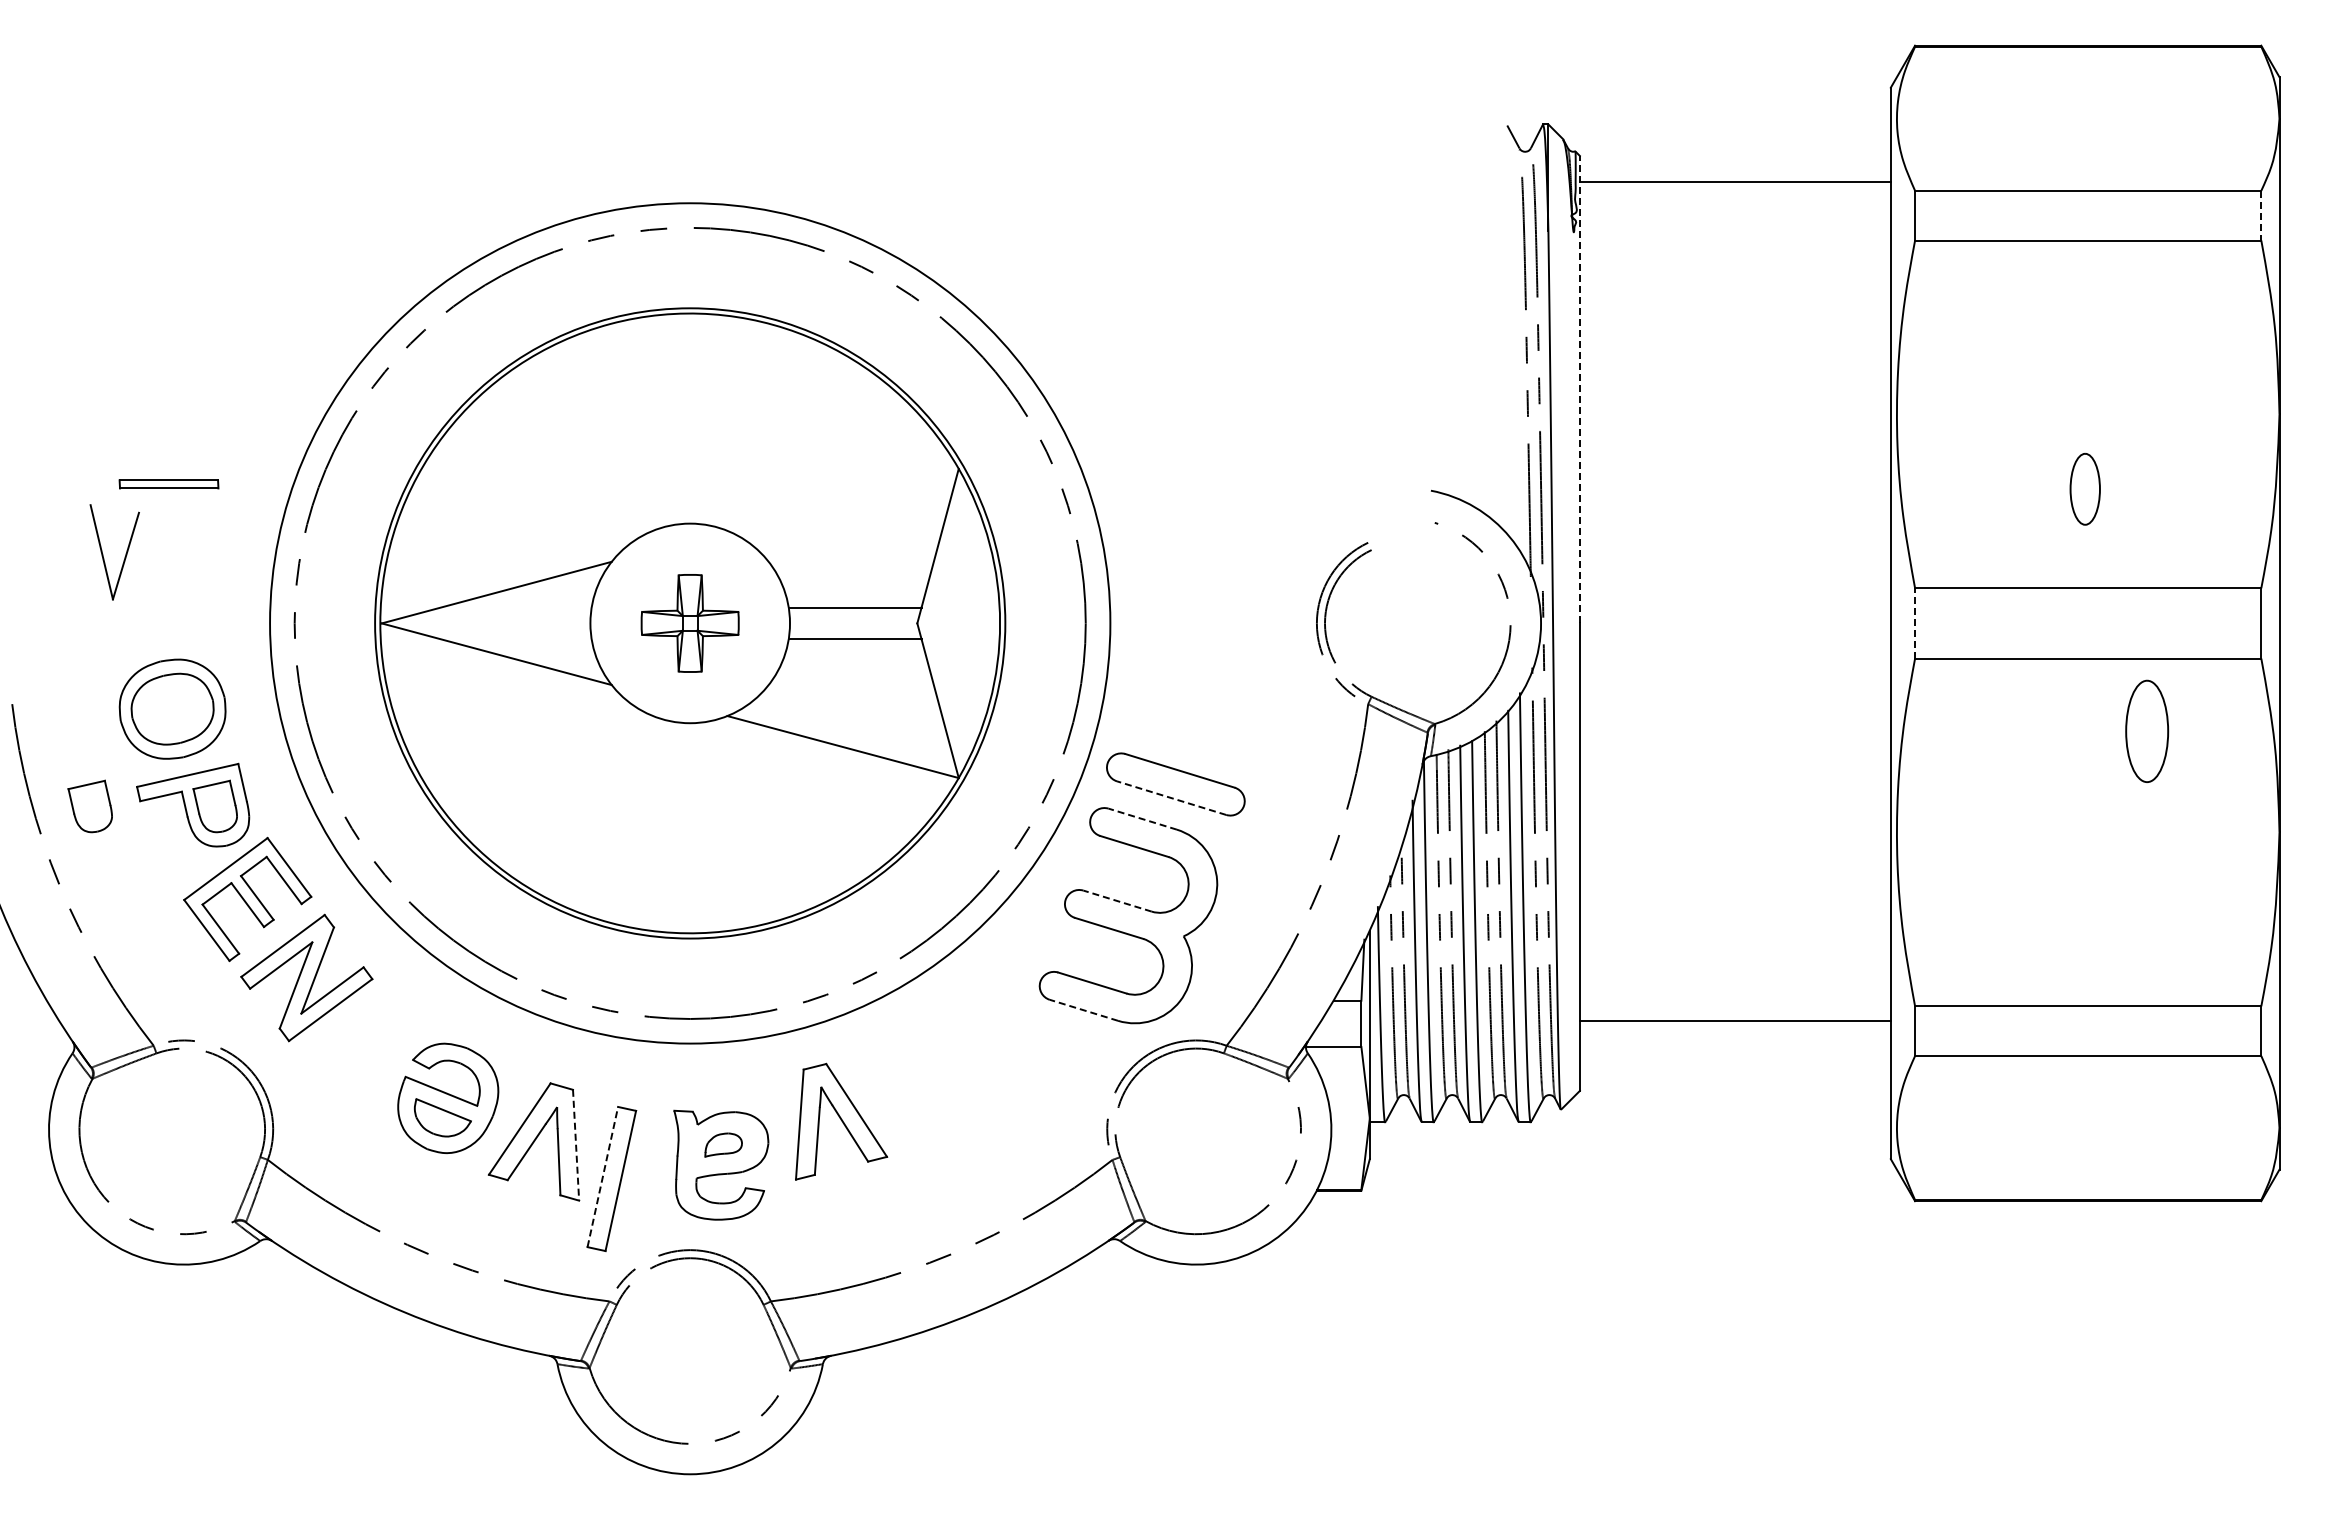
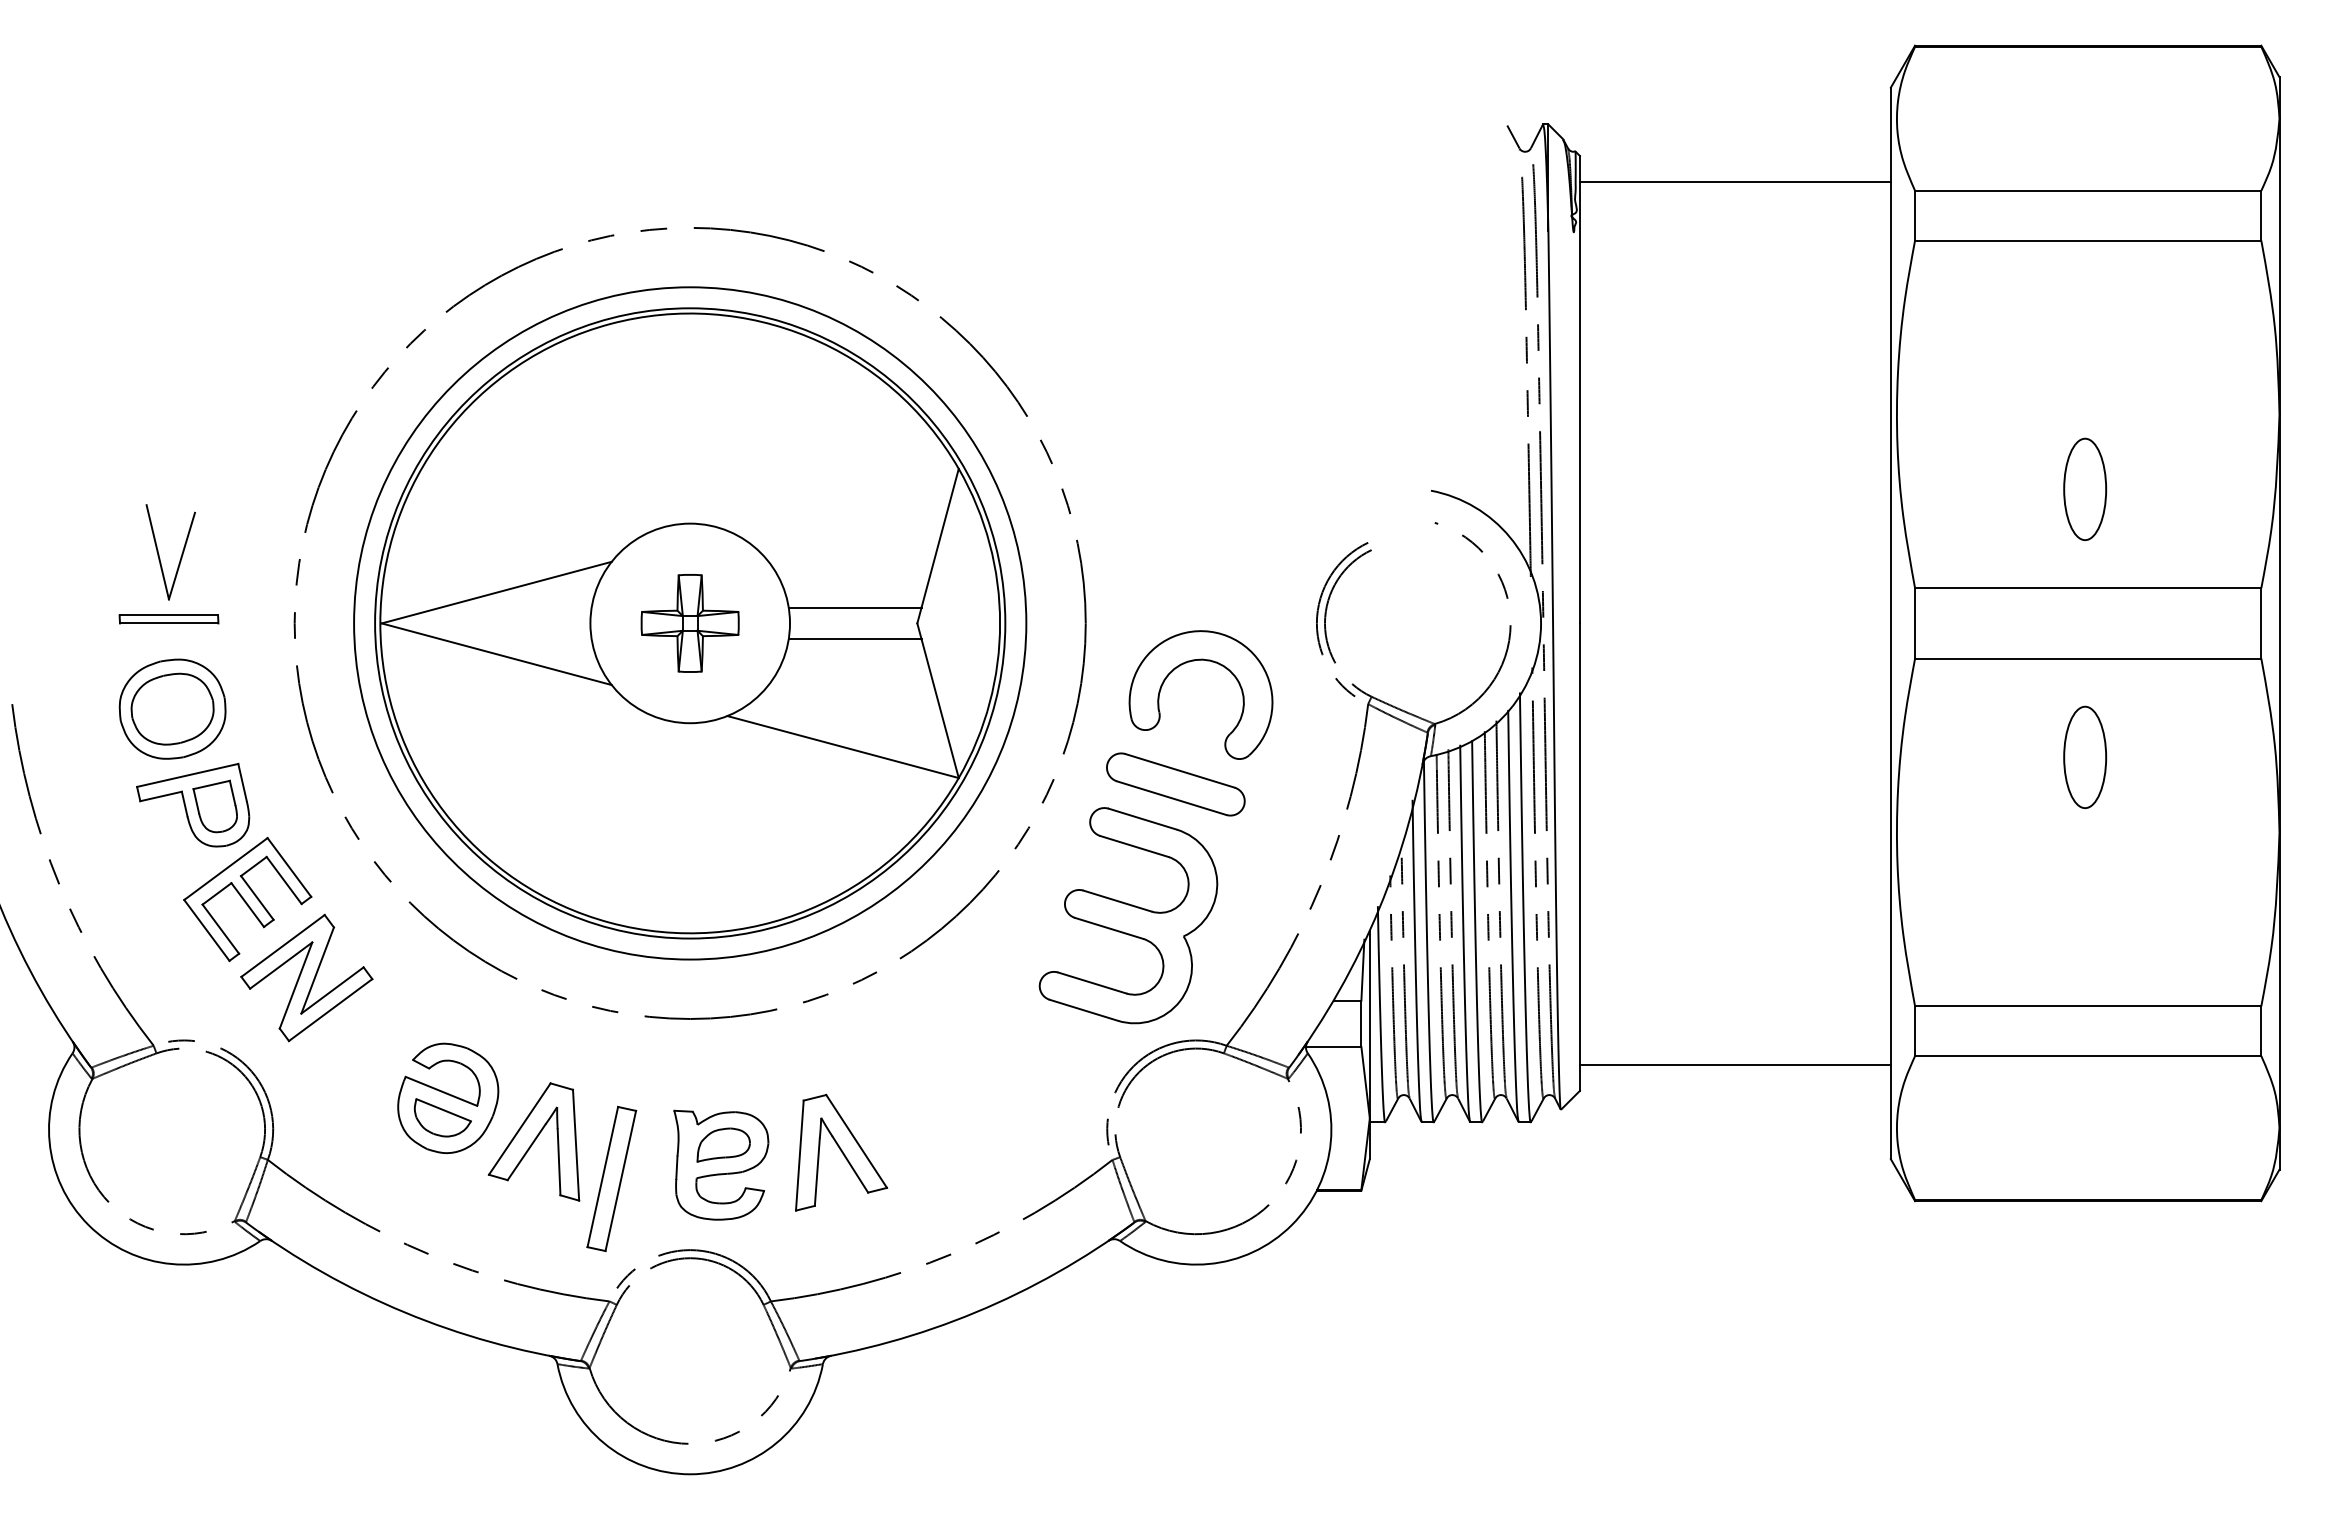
line: dashed -> solid (2261, 215)
line: dashed -> solid (1579, 389)
part position: (168, 484) -> (168, 619) (168, 619)
part size: 32x73 px -> 45x104 px (2085, 488)
part position: (124, 556) -> (180, 556) (180, 556)
line: dashed -> solid (1915, 622)
circle diameter: 840 px -> 672 px (690, 623)
part: none -> present (1194, 661)
part position: (2147, 730) -> (2085, 756) (2085, 756)
line: dashed -> solid (1171, 798)
part: present -> none (89, 806)
line: dashed -> solid (1142, 819)
line: dashed -> solid (1117, 901)
line: dashed -> solid (1083, 1010)
line position: (1734, 1020) -> (1734, 1064) (1734, 1064)
part position: (841, 1121) -> (841, 1152) (841, 1152)
part size: 39x26 px -> 55x36 px (723, 1144)
line: dashed -> solid (576, 1145)
line: dashed -> solid (602, 1177)
